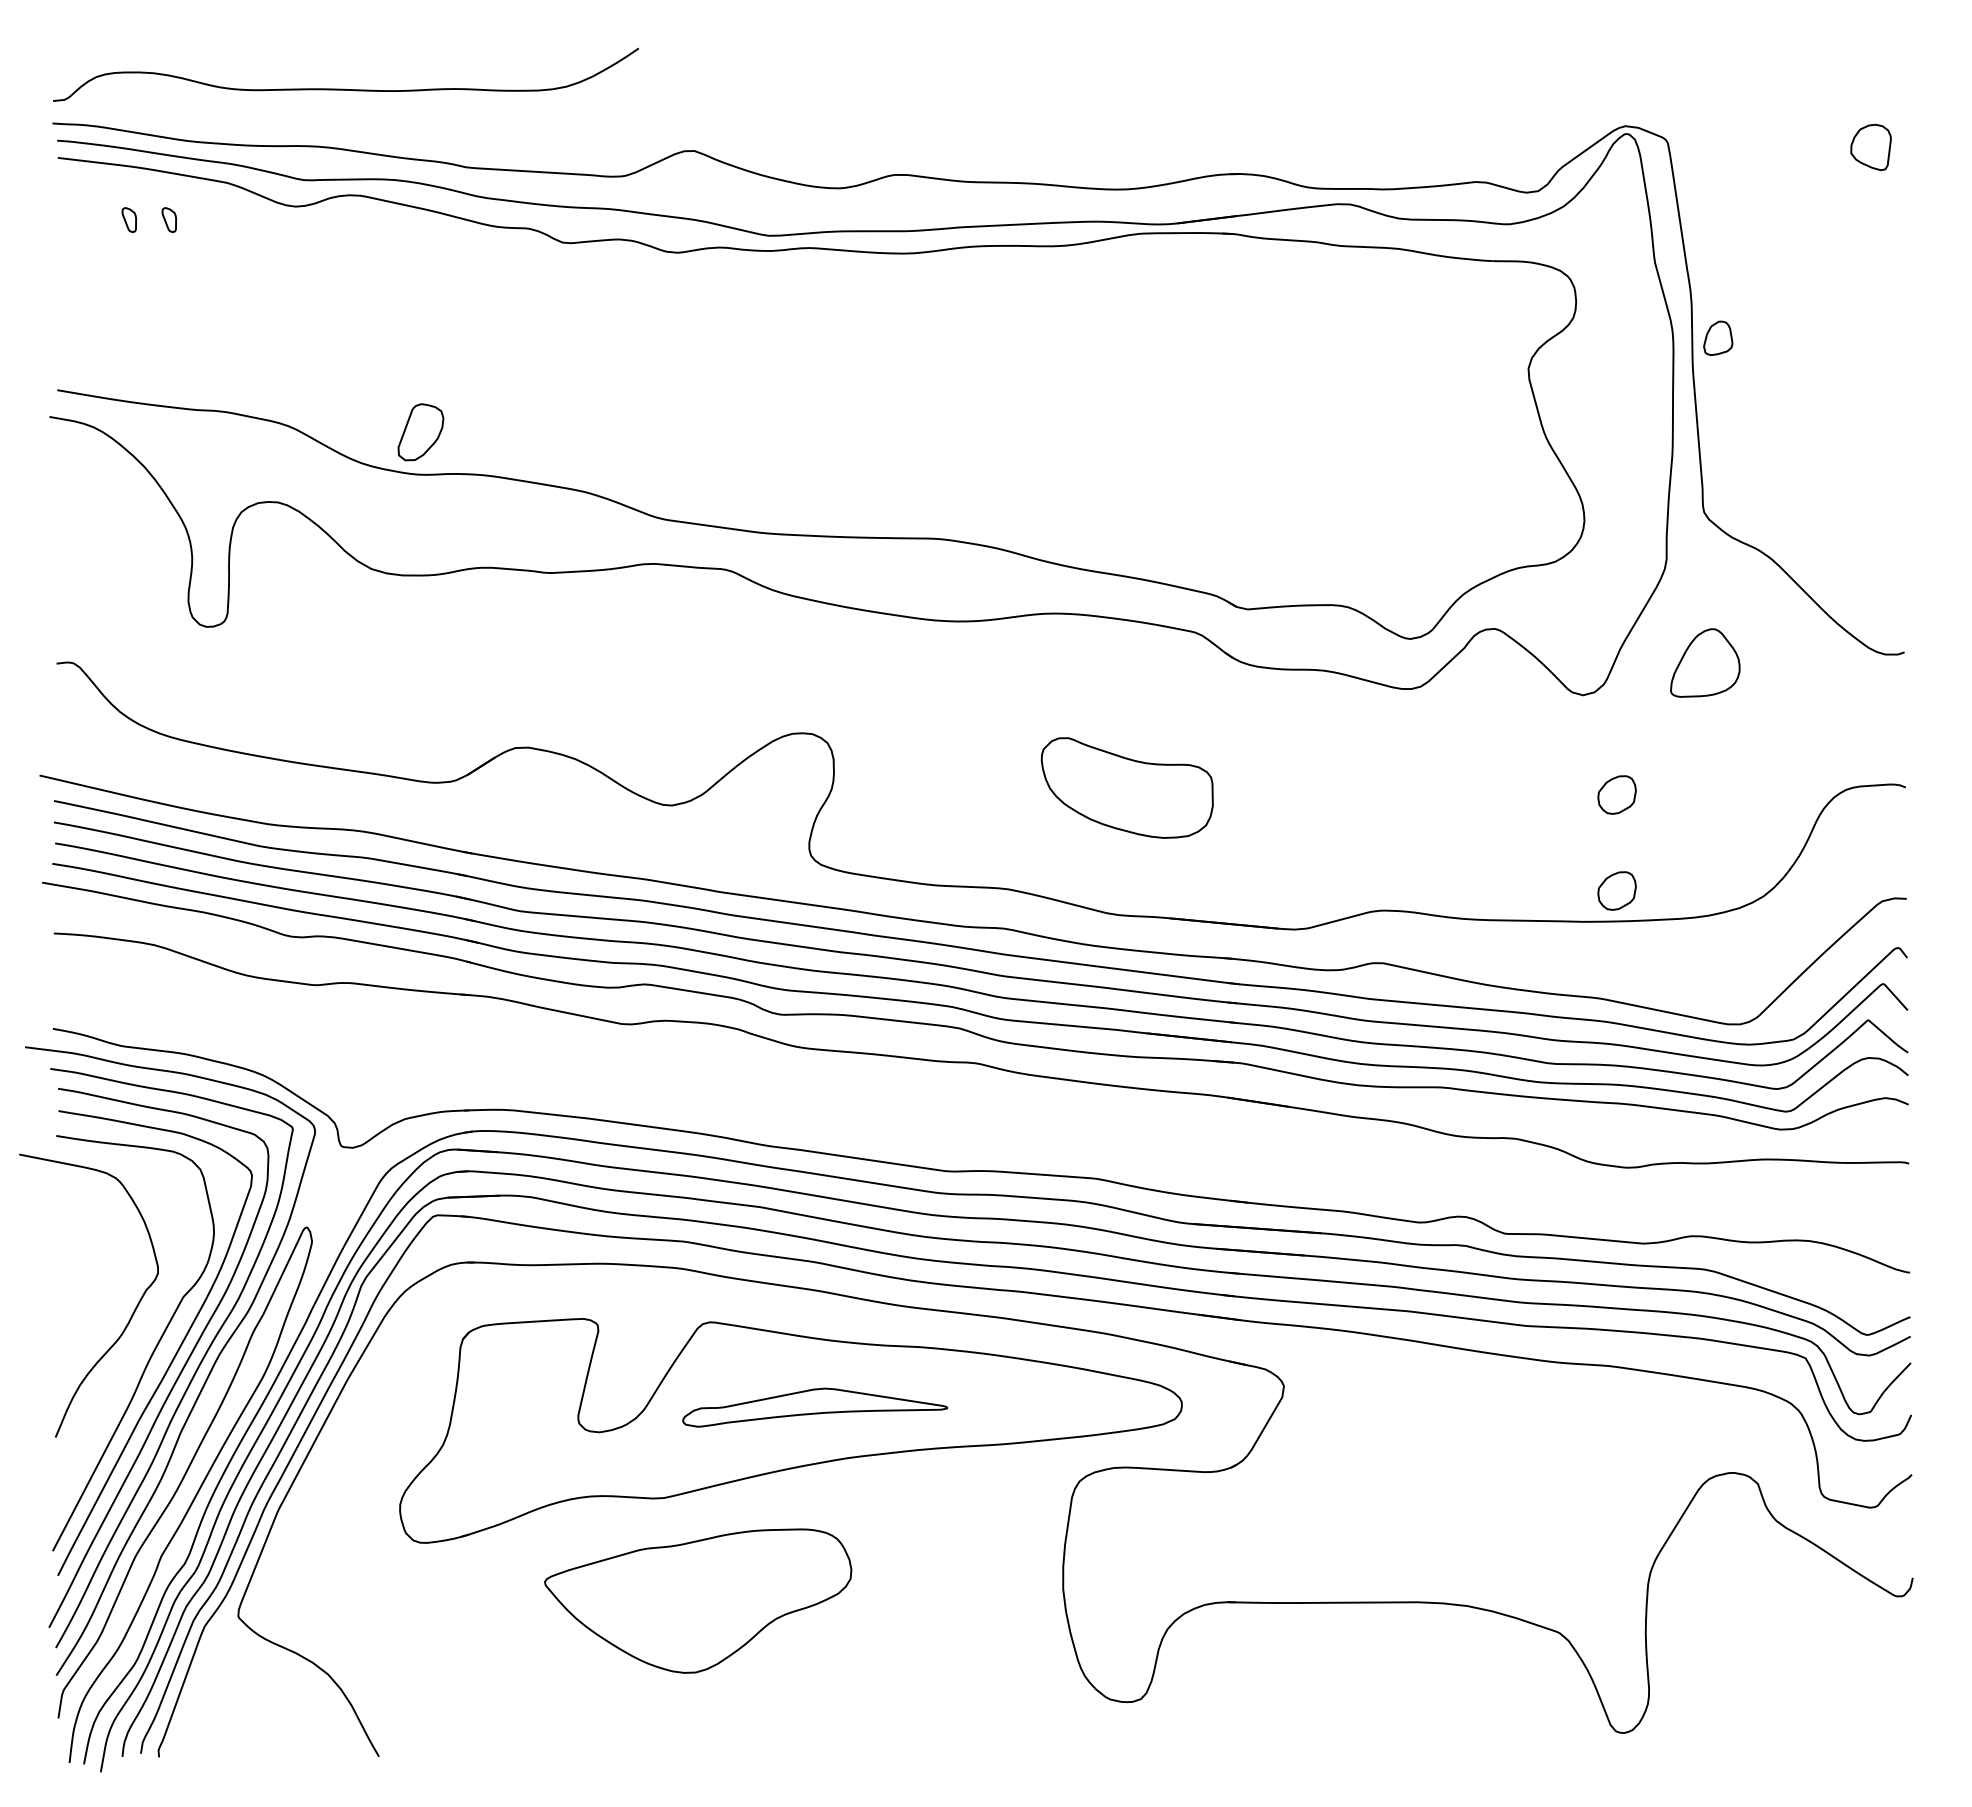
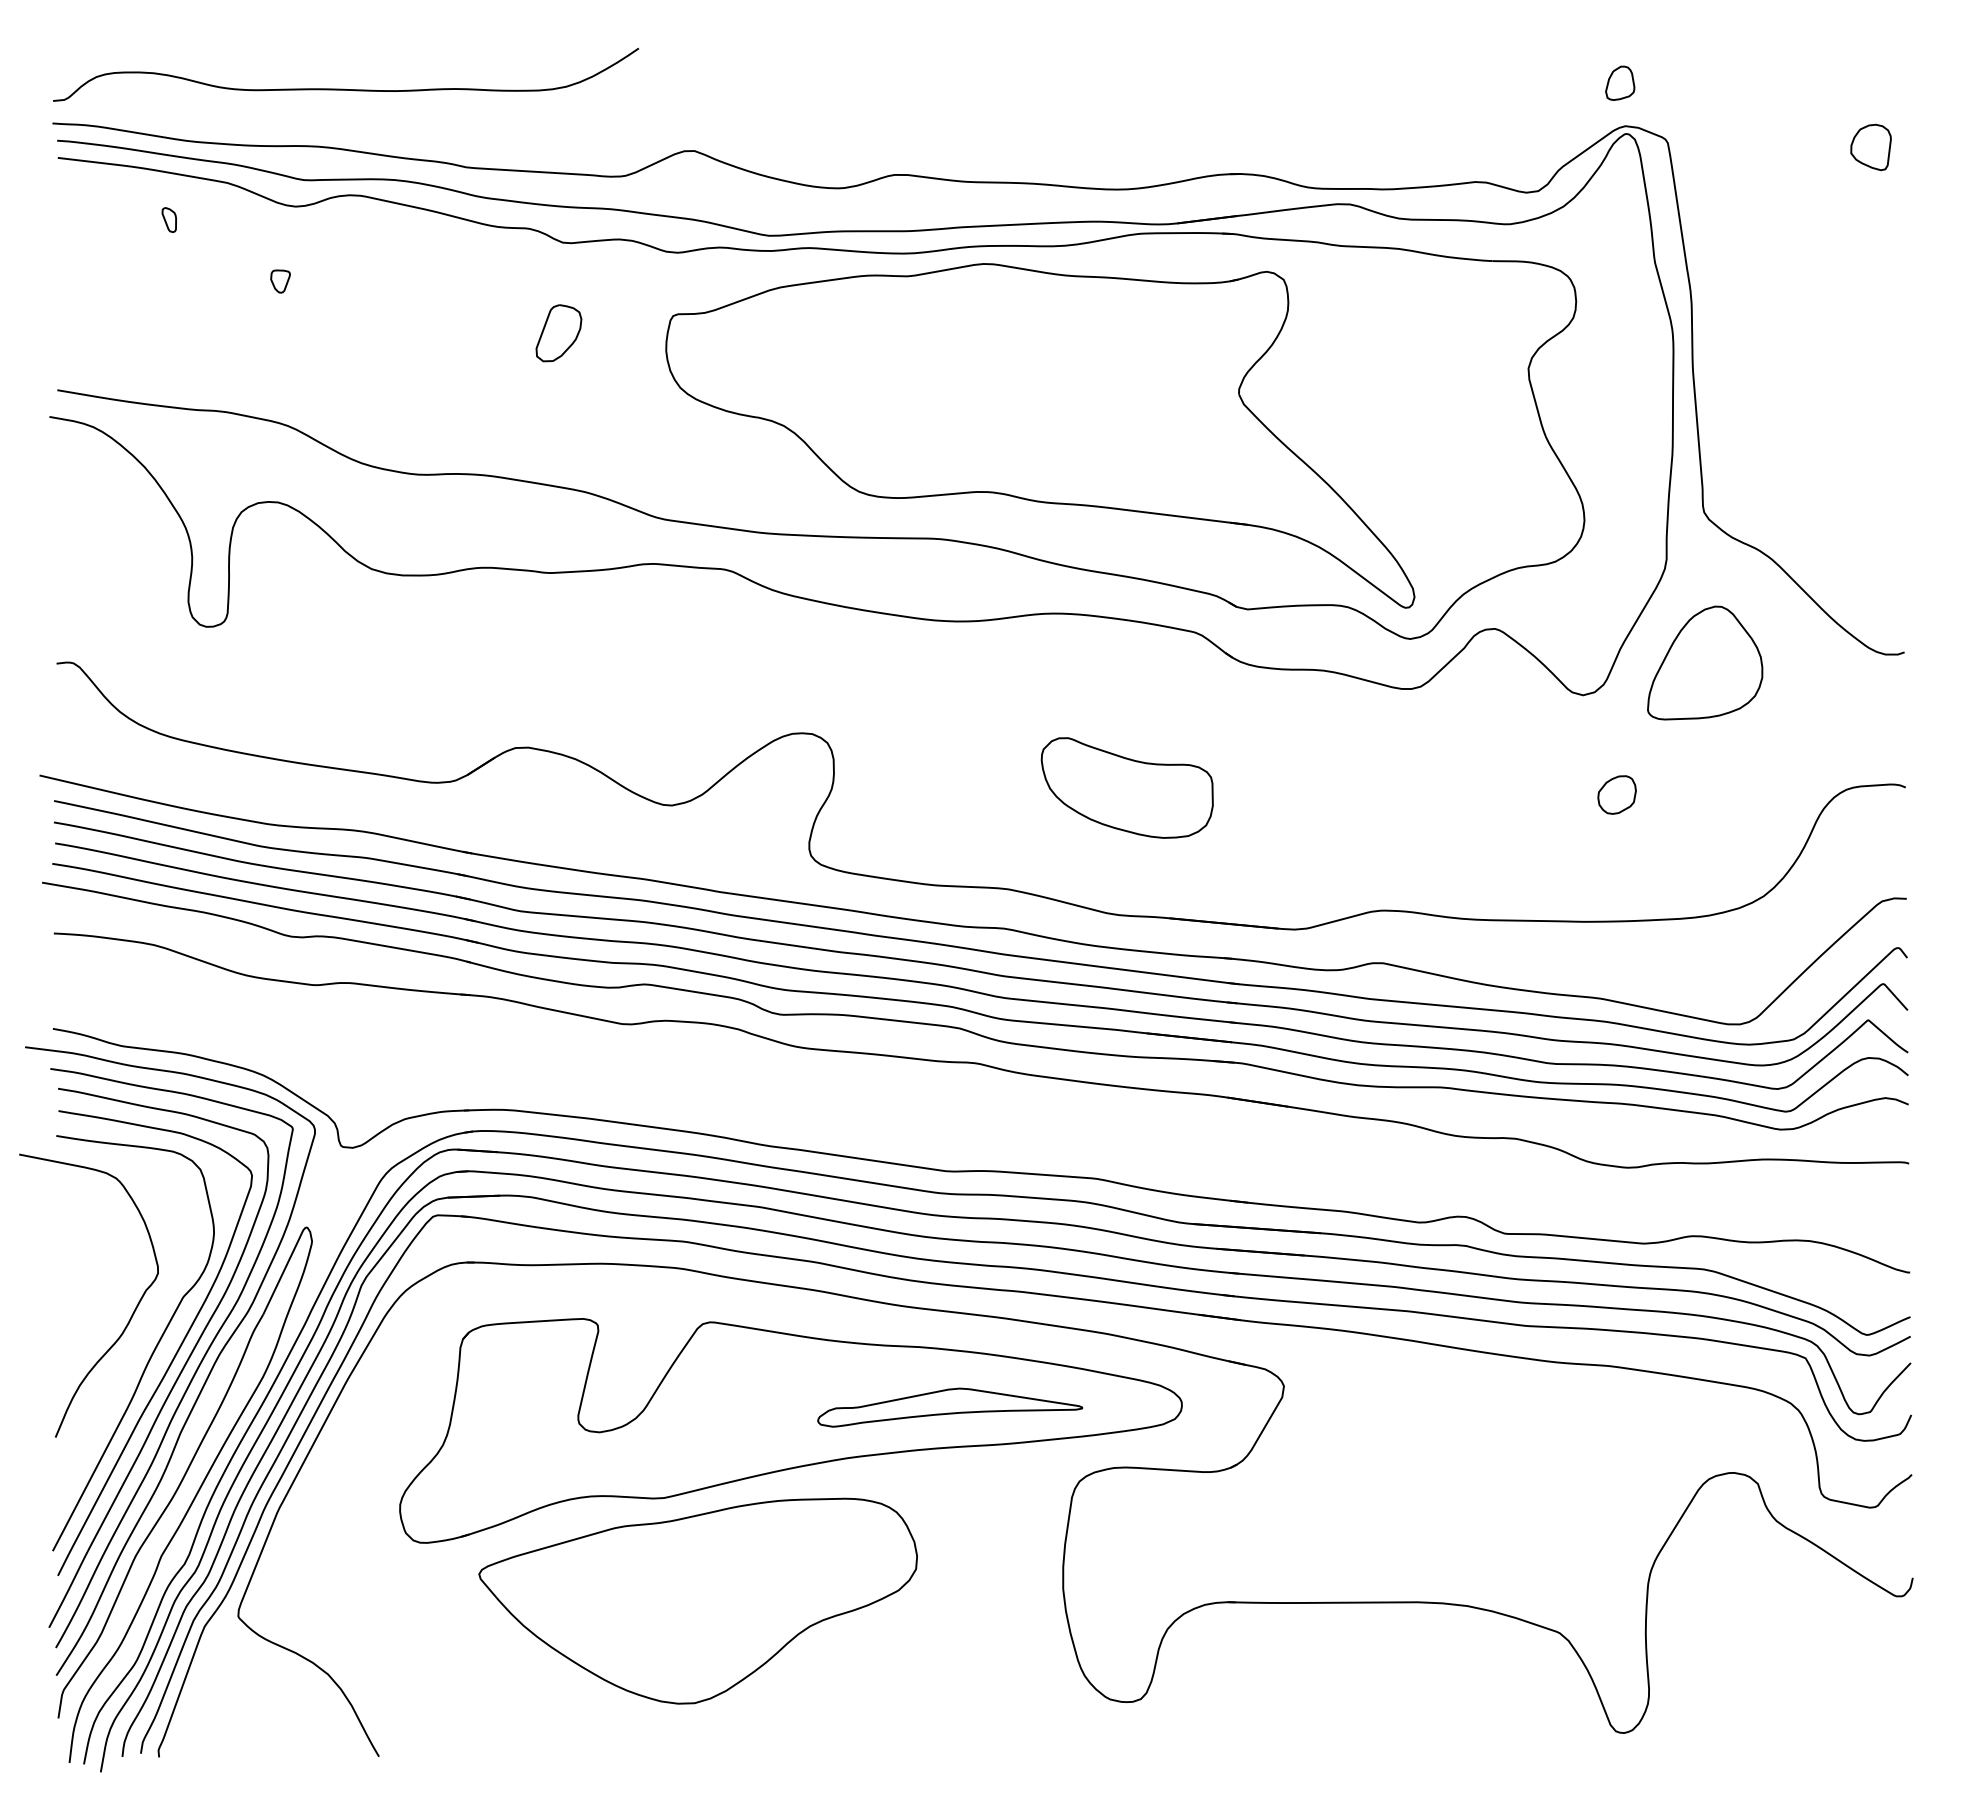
part: present -> none (128, 219)
part: none -> present (280, 281)
part position: (1718, 337) -> (1620, 82) (1620, 82)
part position: (420, 432) -> (558, 333) (558, 333)
part: none -> present (1040, 435)
part size: 71x70 px -> 117x116 px (1705, 662)
part: present -> none (1616, 890)
part position: (815, 1407) -> (950, 1407) (950, 1407)
part size: 309x146 px -> 440x208 px (697, 1600)
